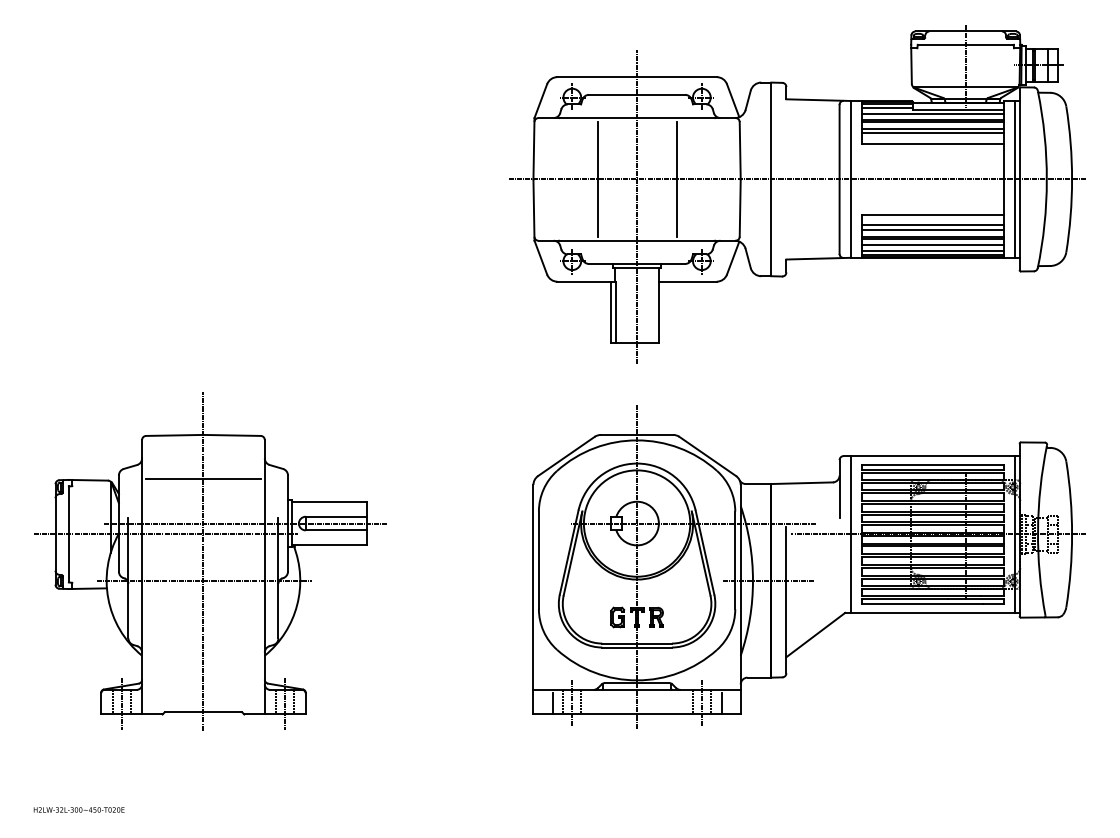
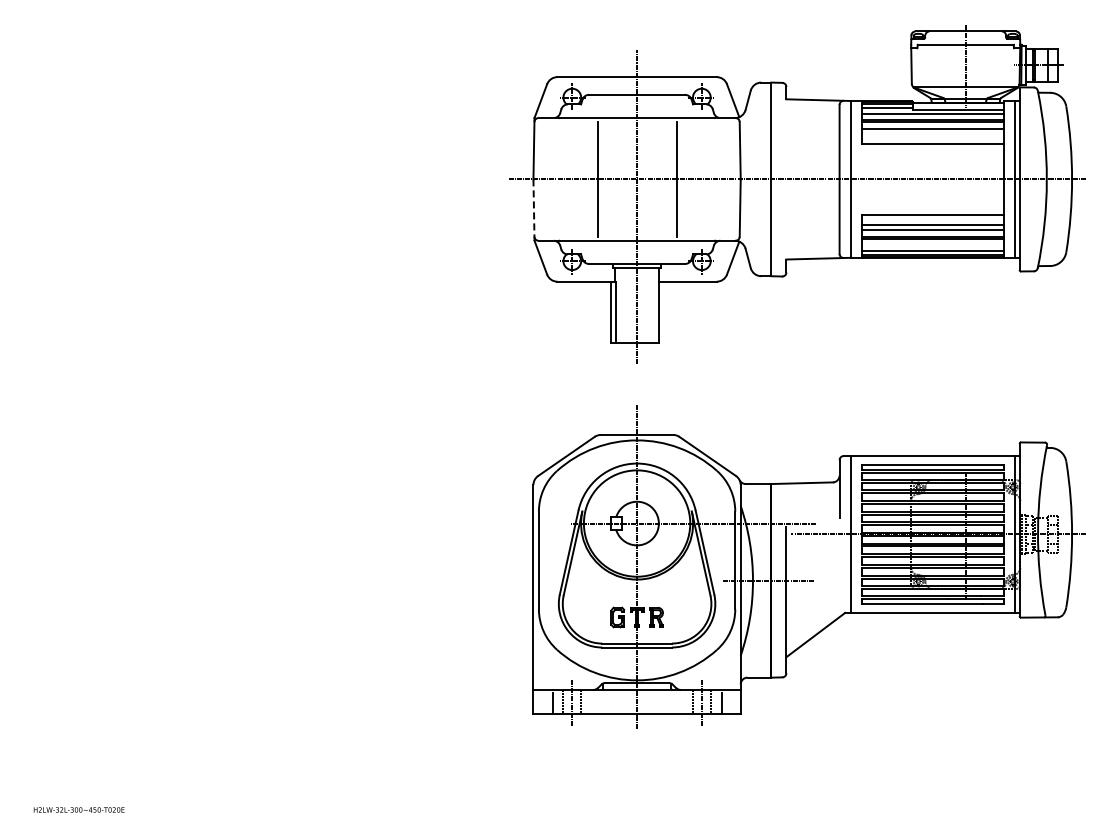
line: present -> none (932, 133)
line: solid -> dashed (533, 210)
line: present -> none (932, 244)
part: present -> none (210, 561)
